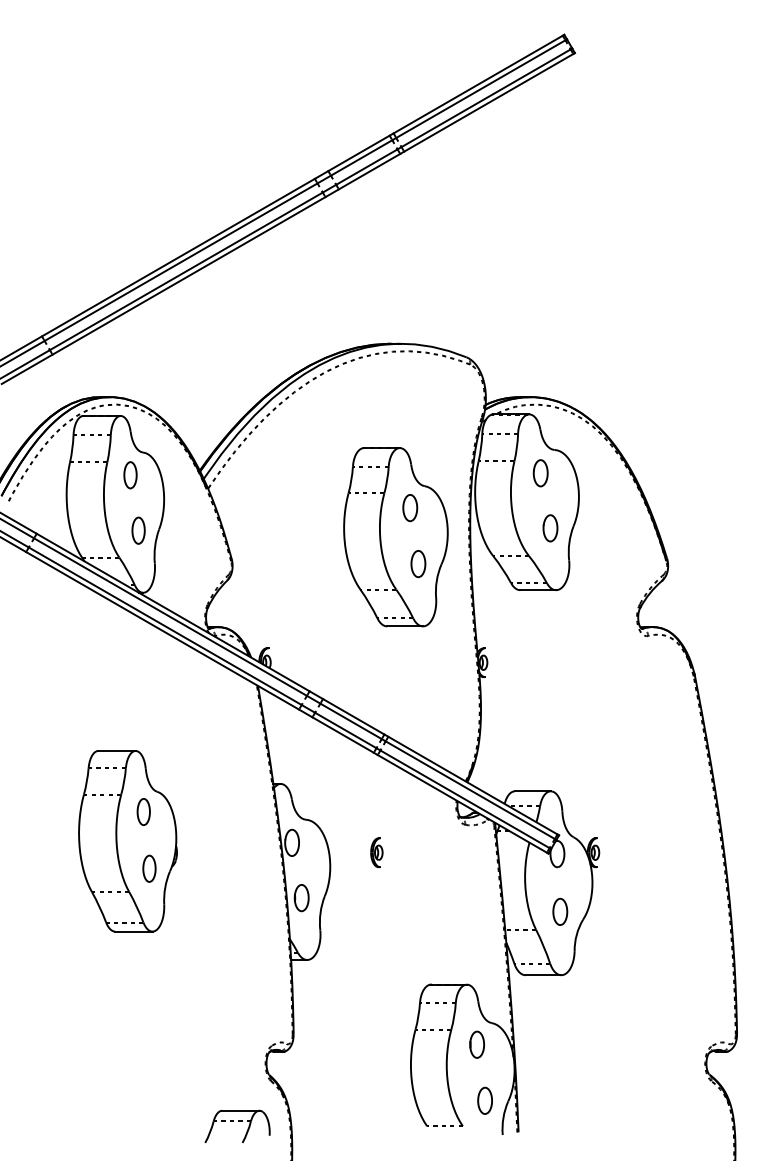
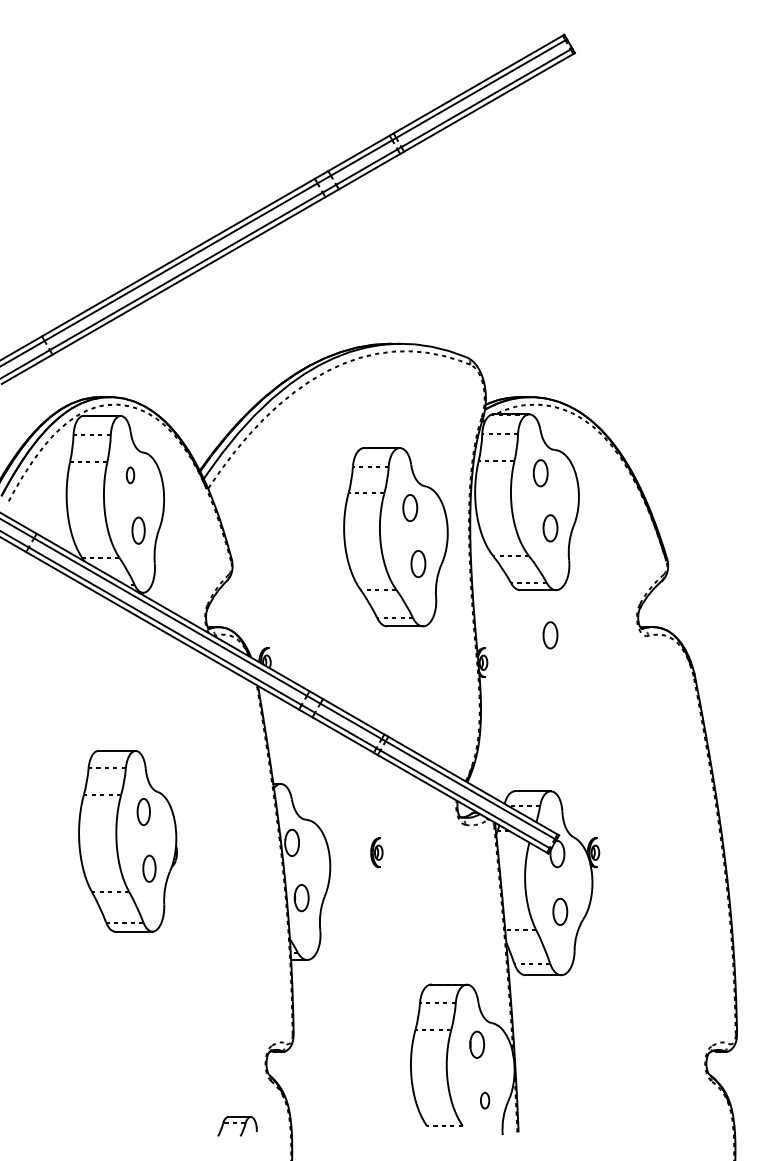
part size: 15x29 px -> 11x19 px (130, 475)
part: none -> present (550, 635)
part size: 16x29 px -> 11x18 px (485, 1100)
part size: 67x35 px -> 41x21 px (237, 1126)
